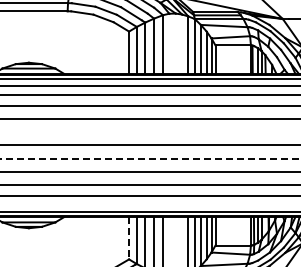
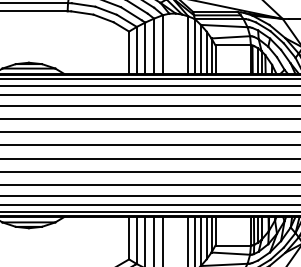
line: none -> present (149, 132)
line: dashed -> solid (150, 158)
line: none -> present (149, 205)
line: dashed -> solid (129, 238)
